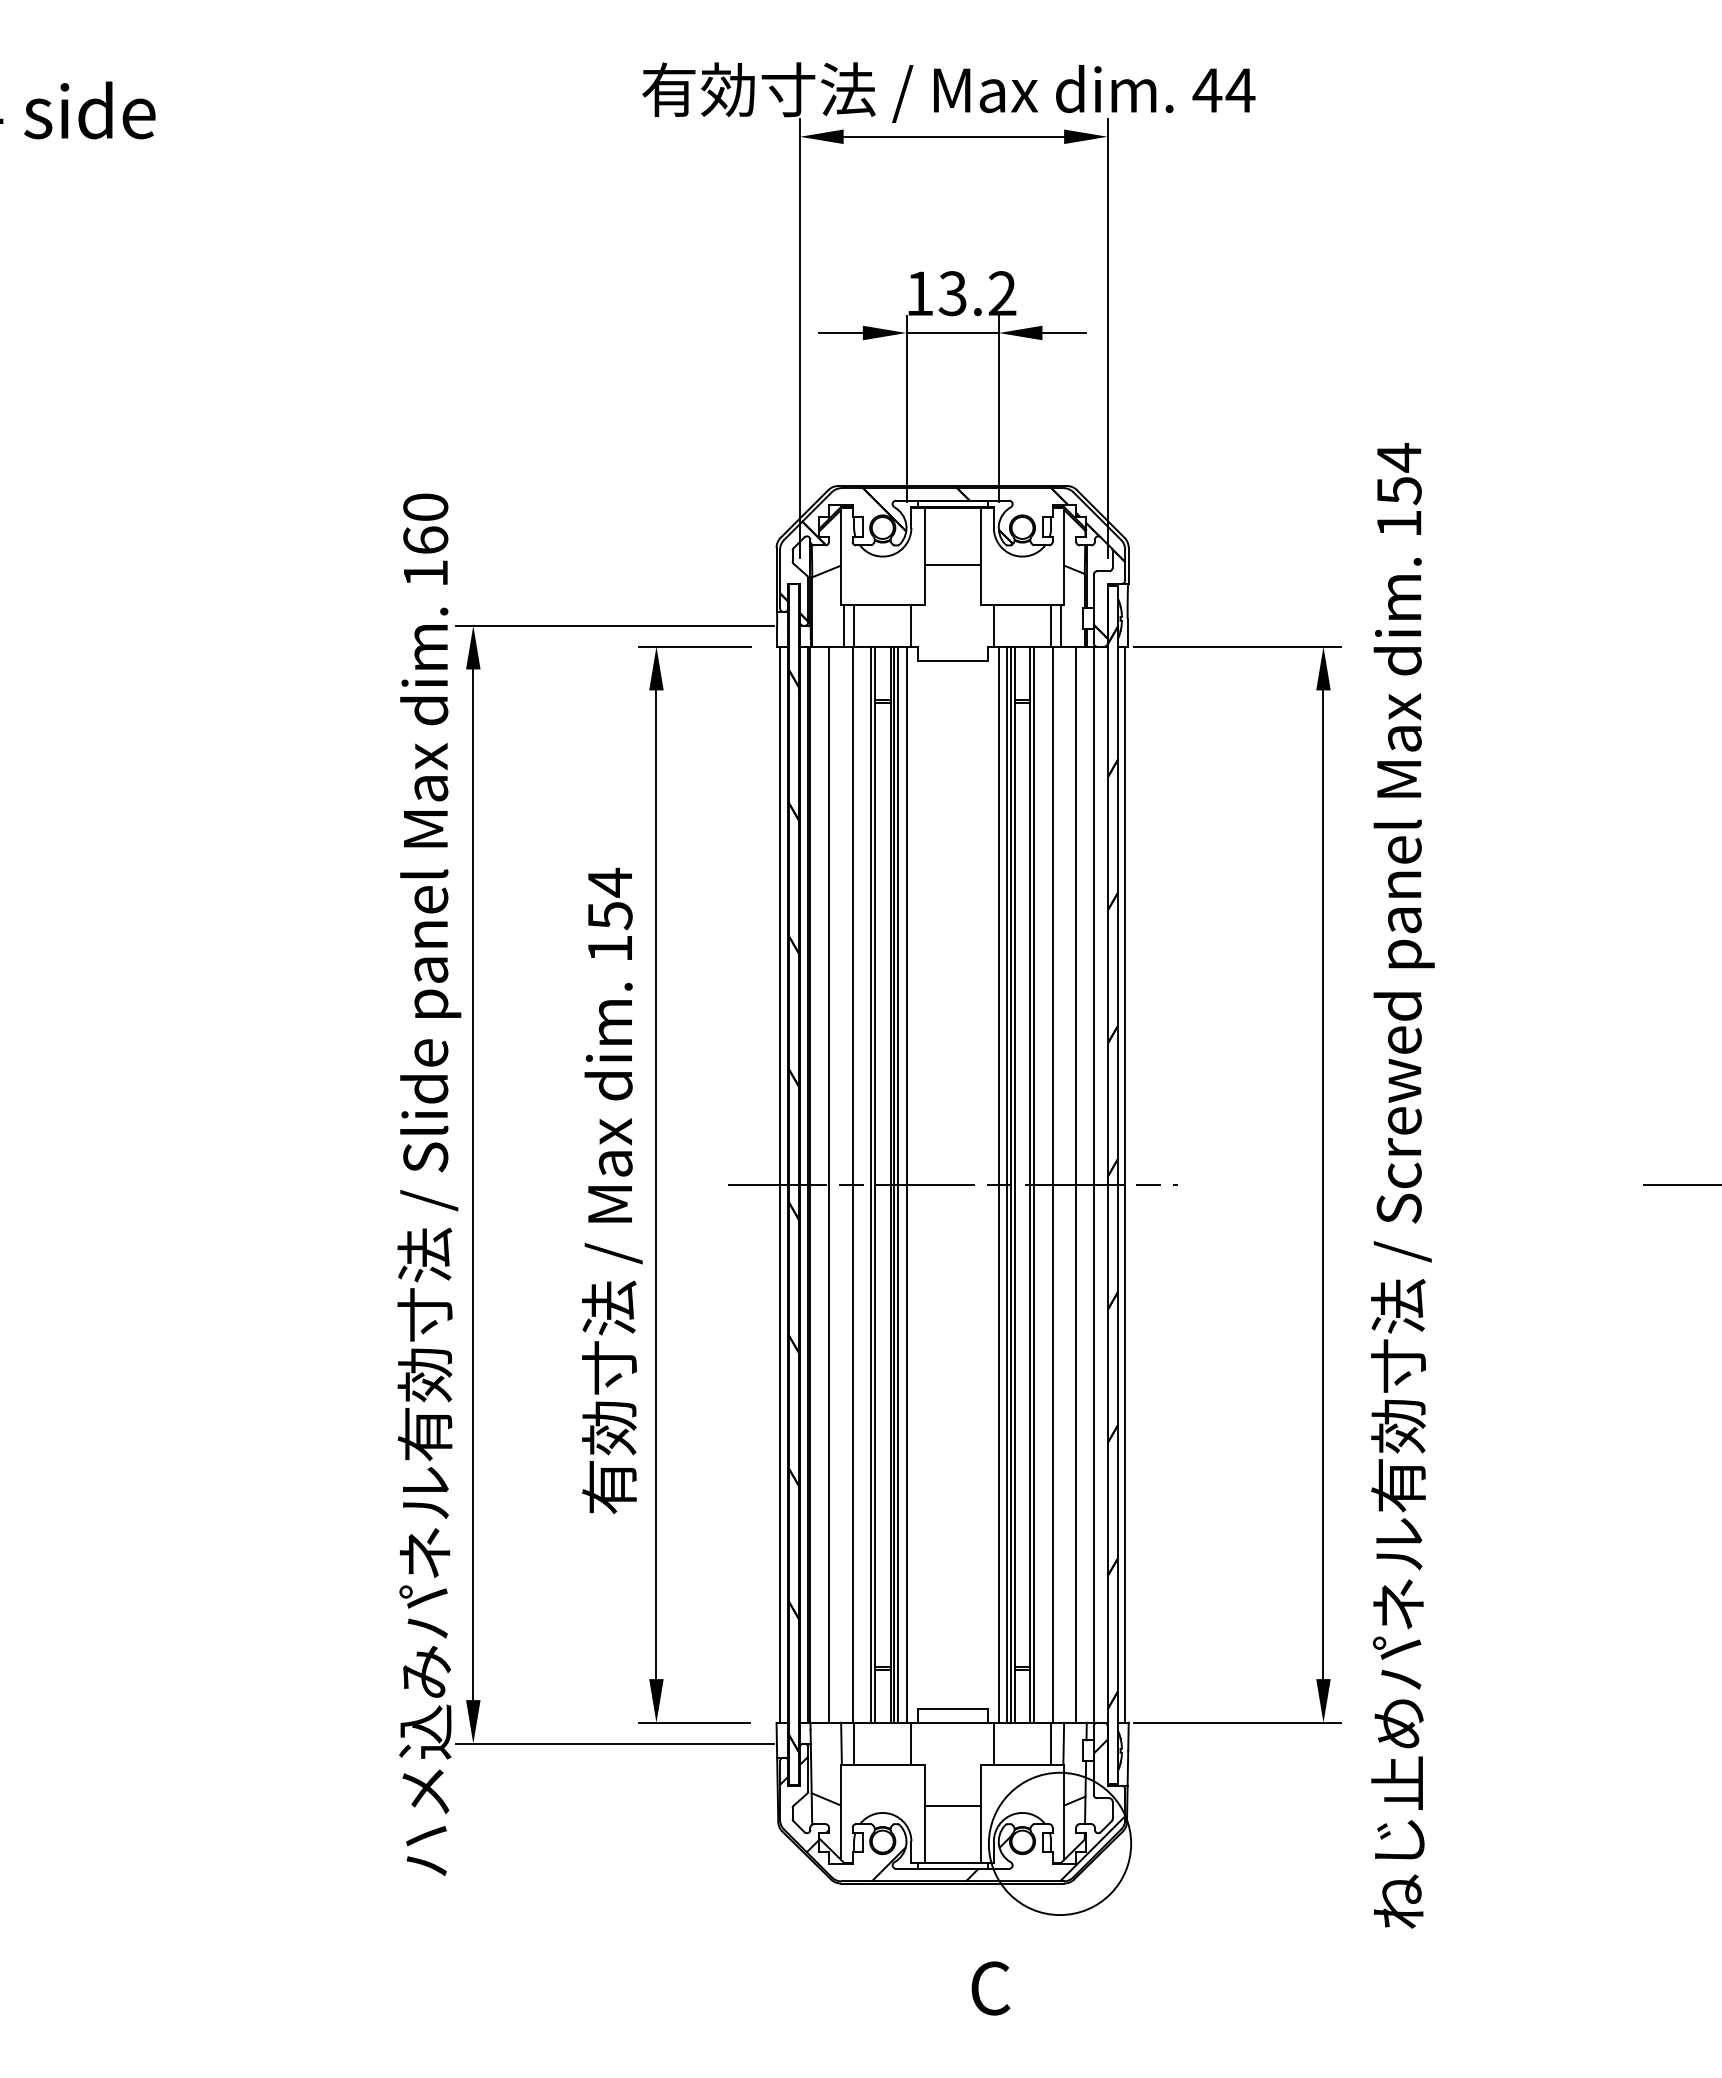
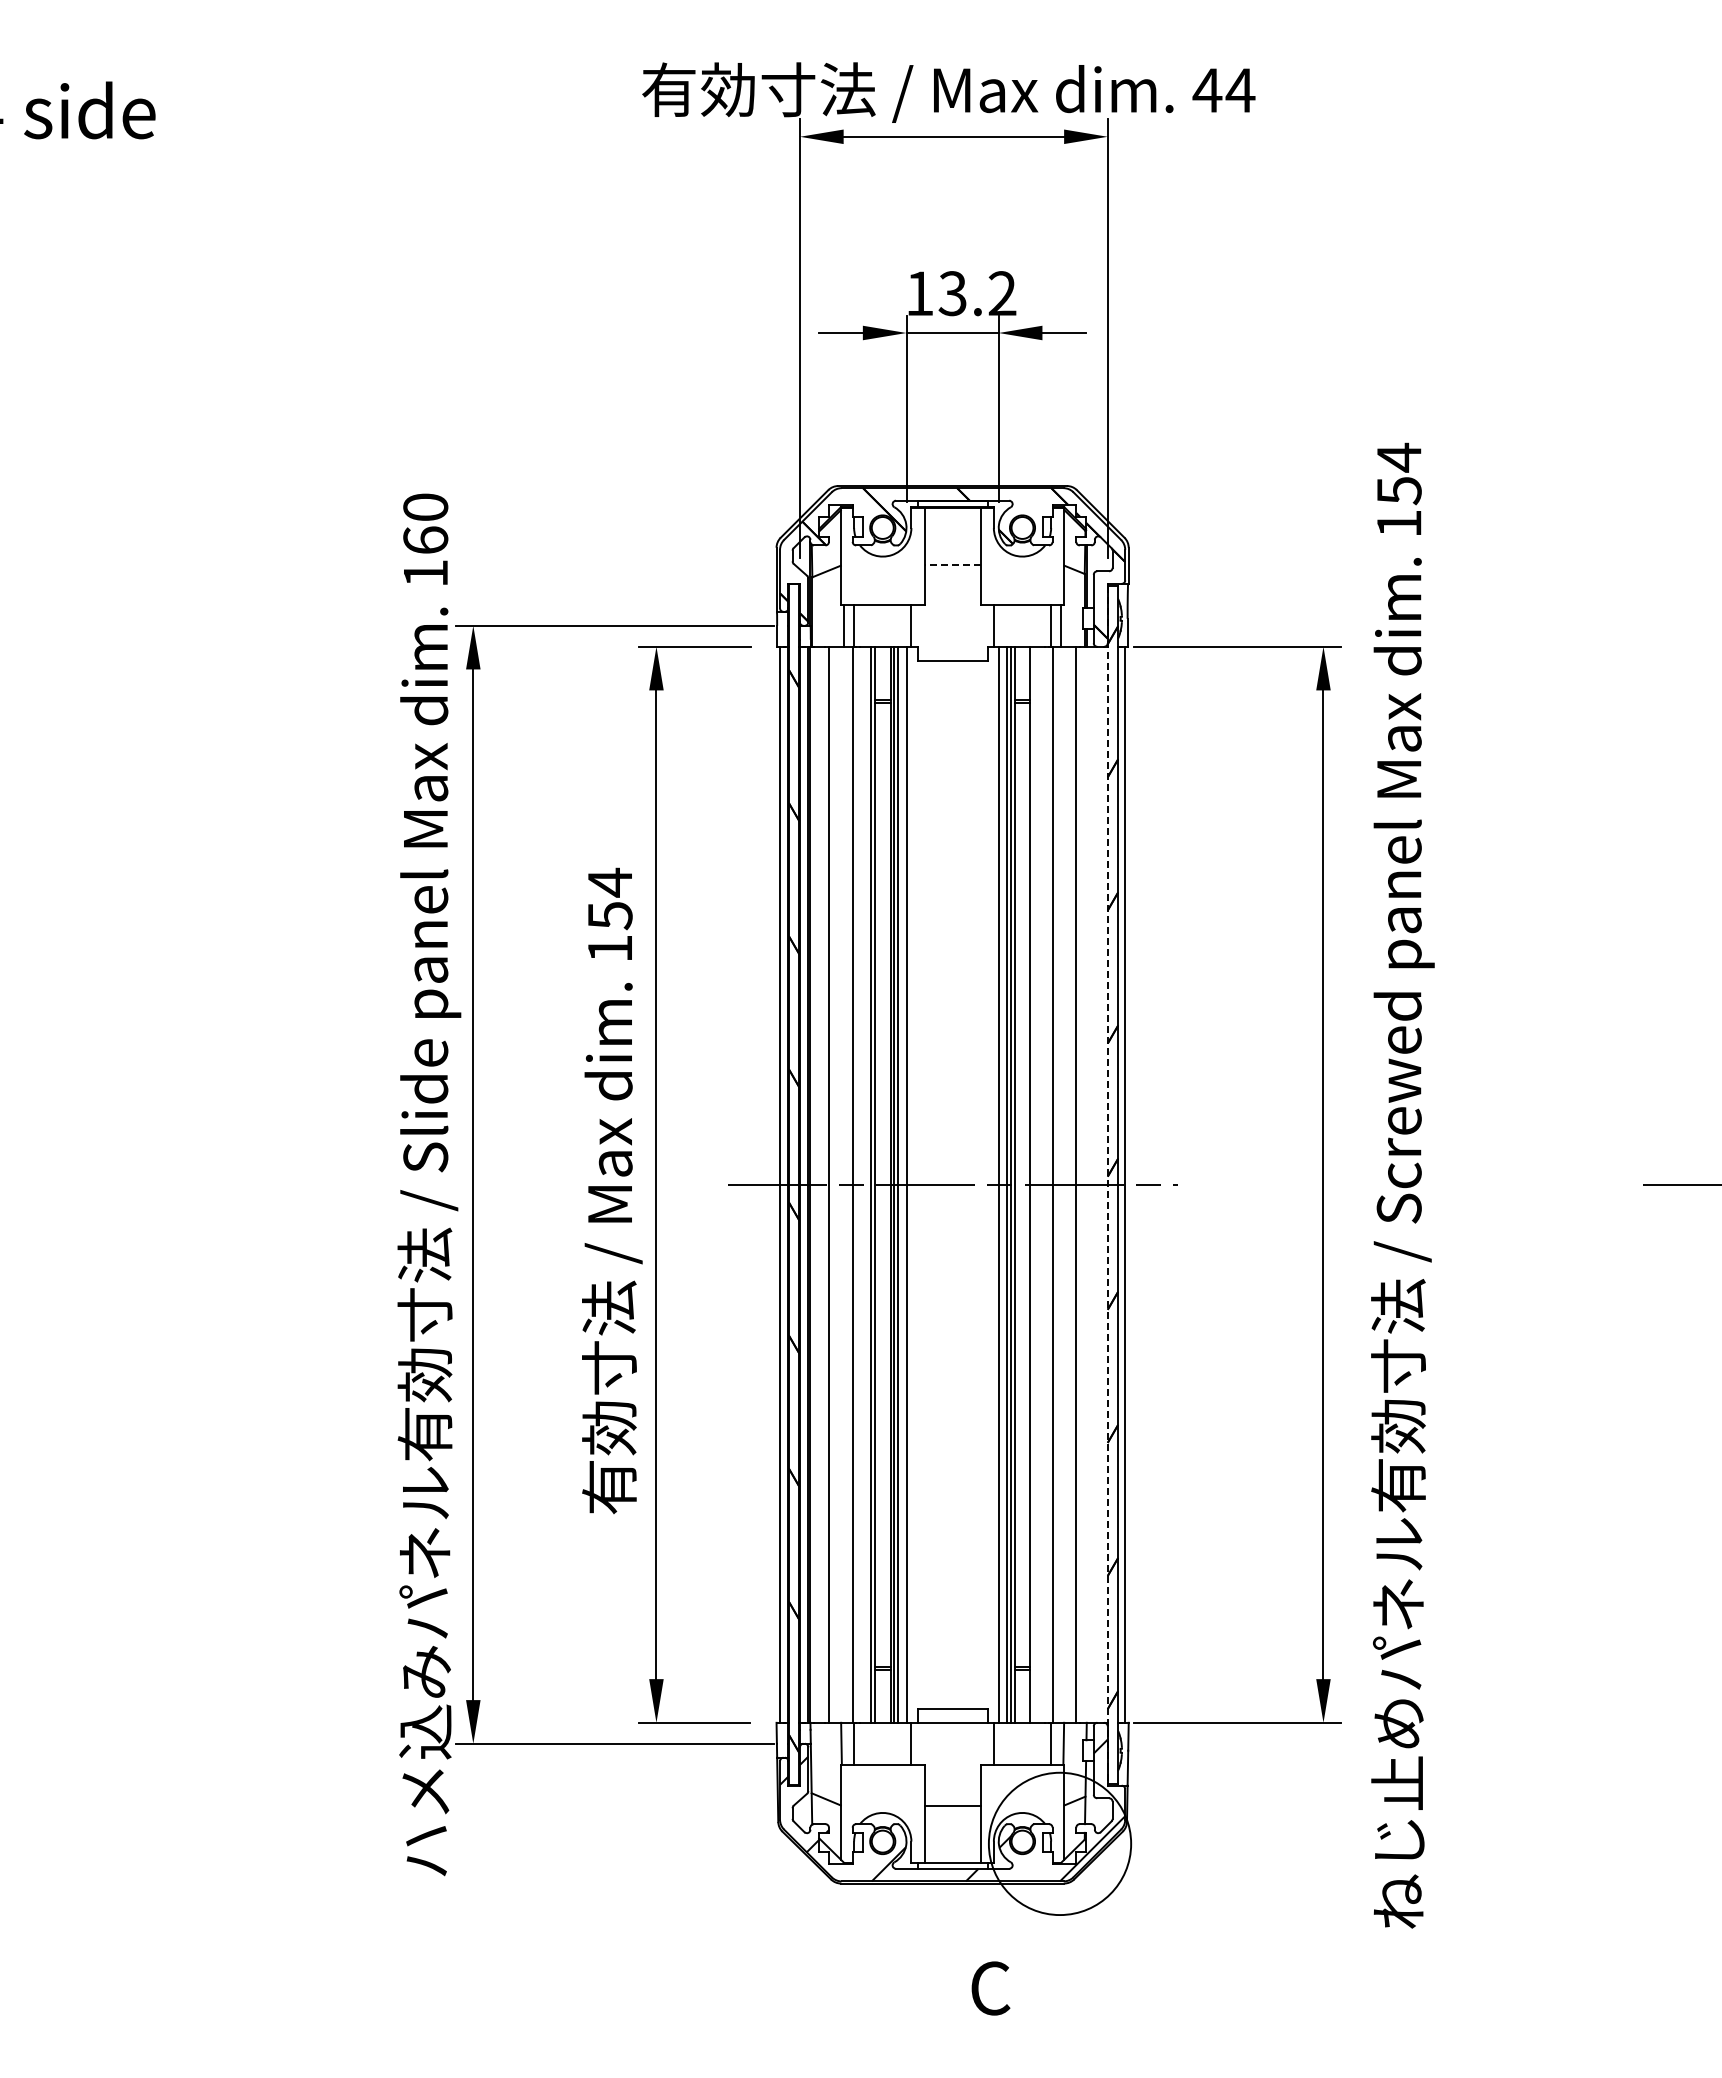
line: solid -> dashed (952, 564)
line: present -> none (1034, 1184)
line: present -> none (1093, 1184)
line: solid -> dashed (1107, 1185)
